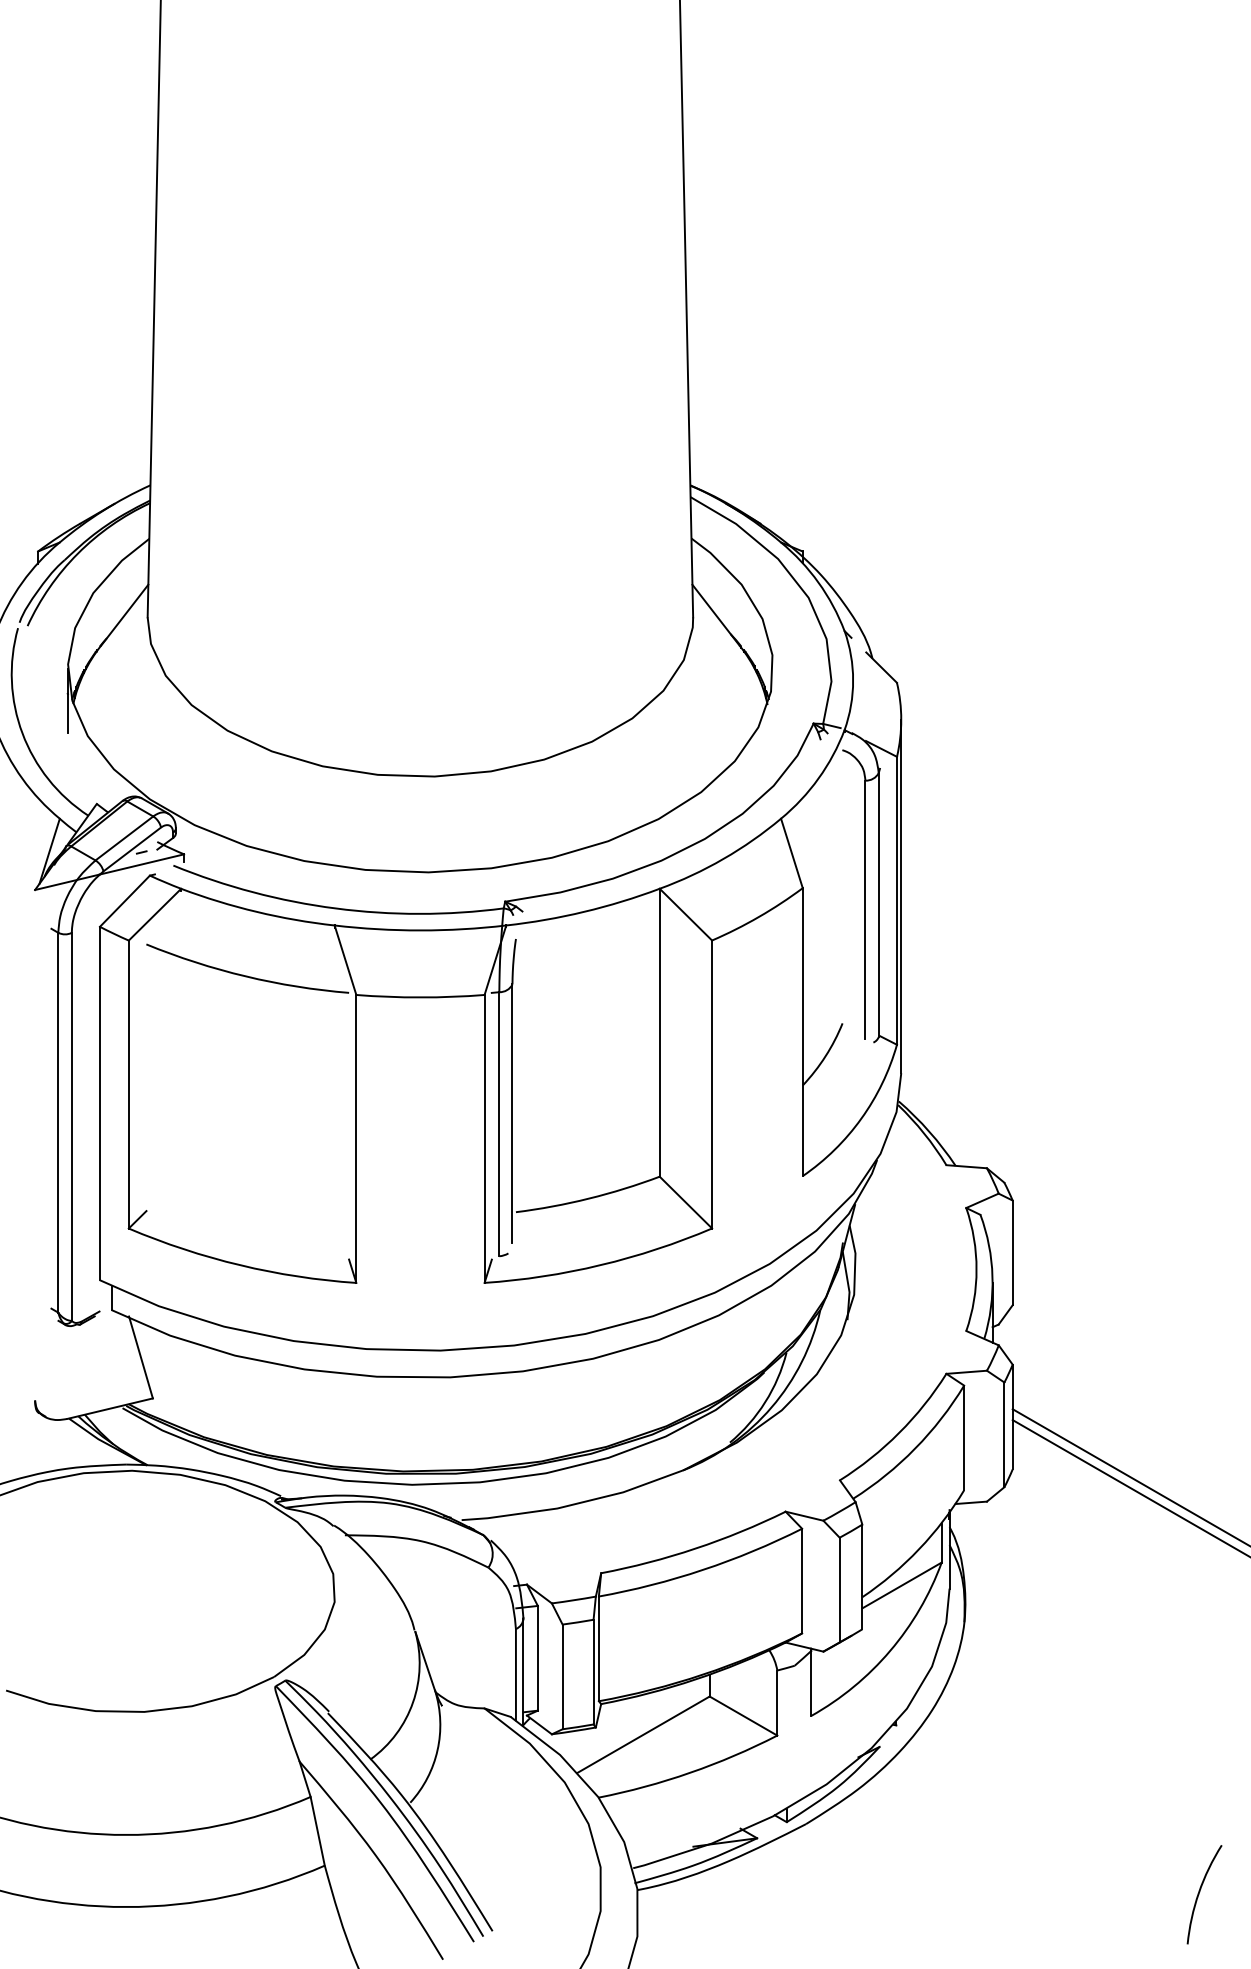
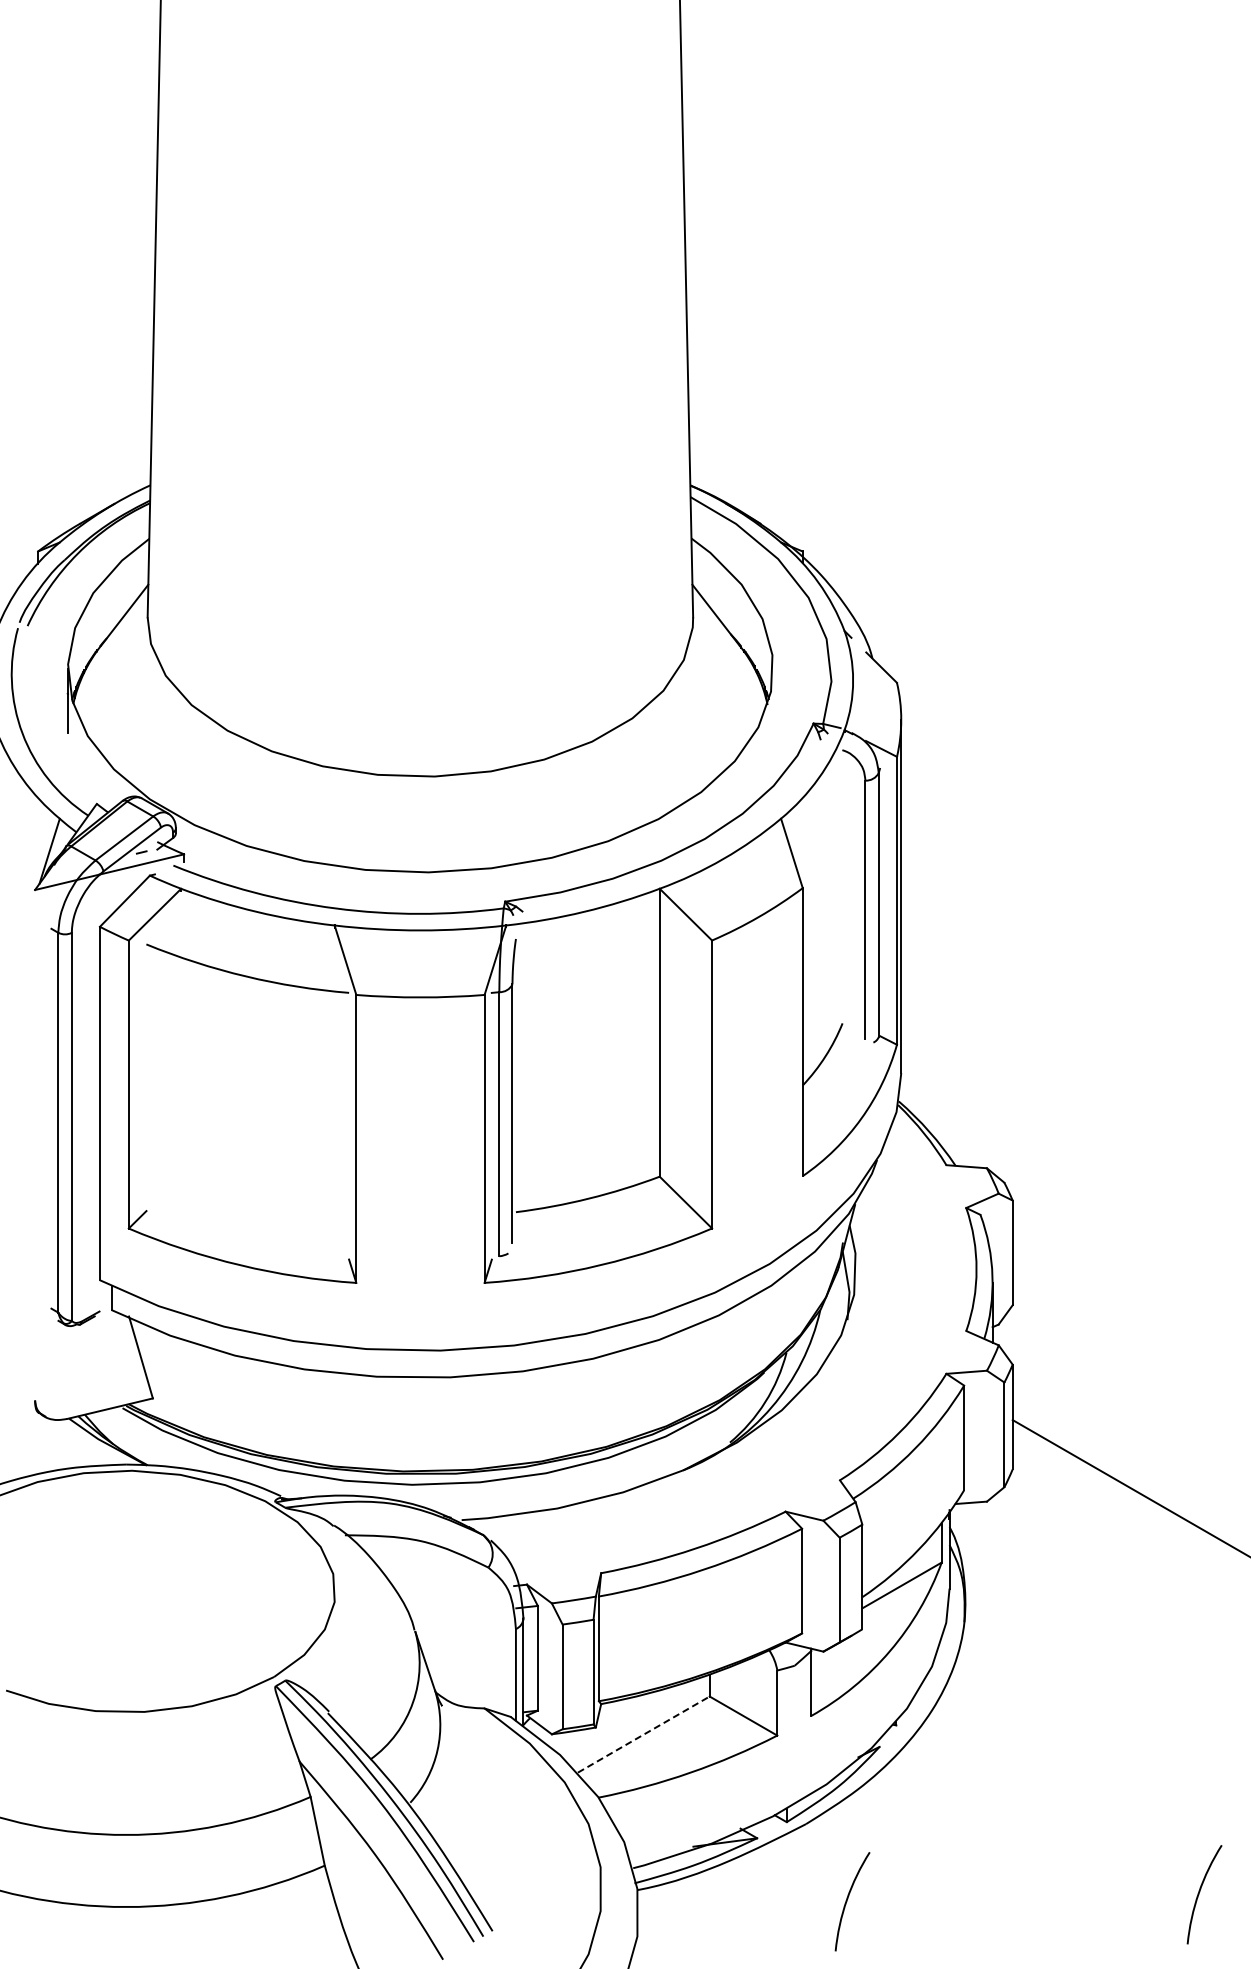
line: present -> none (1129, 1476)
line: solid -> dashed (644, 1734)
arc: none -> present (848, 1899)
